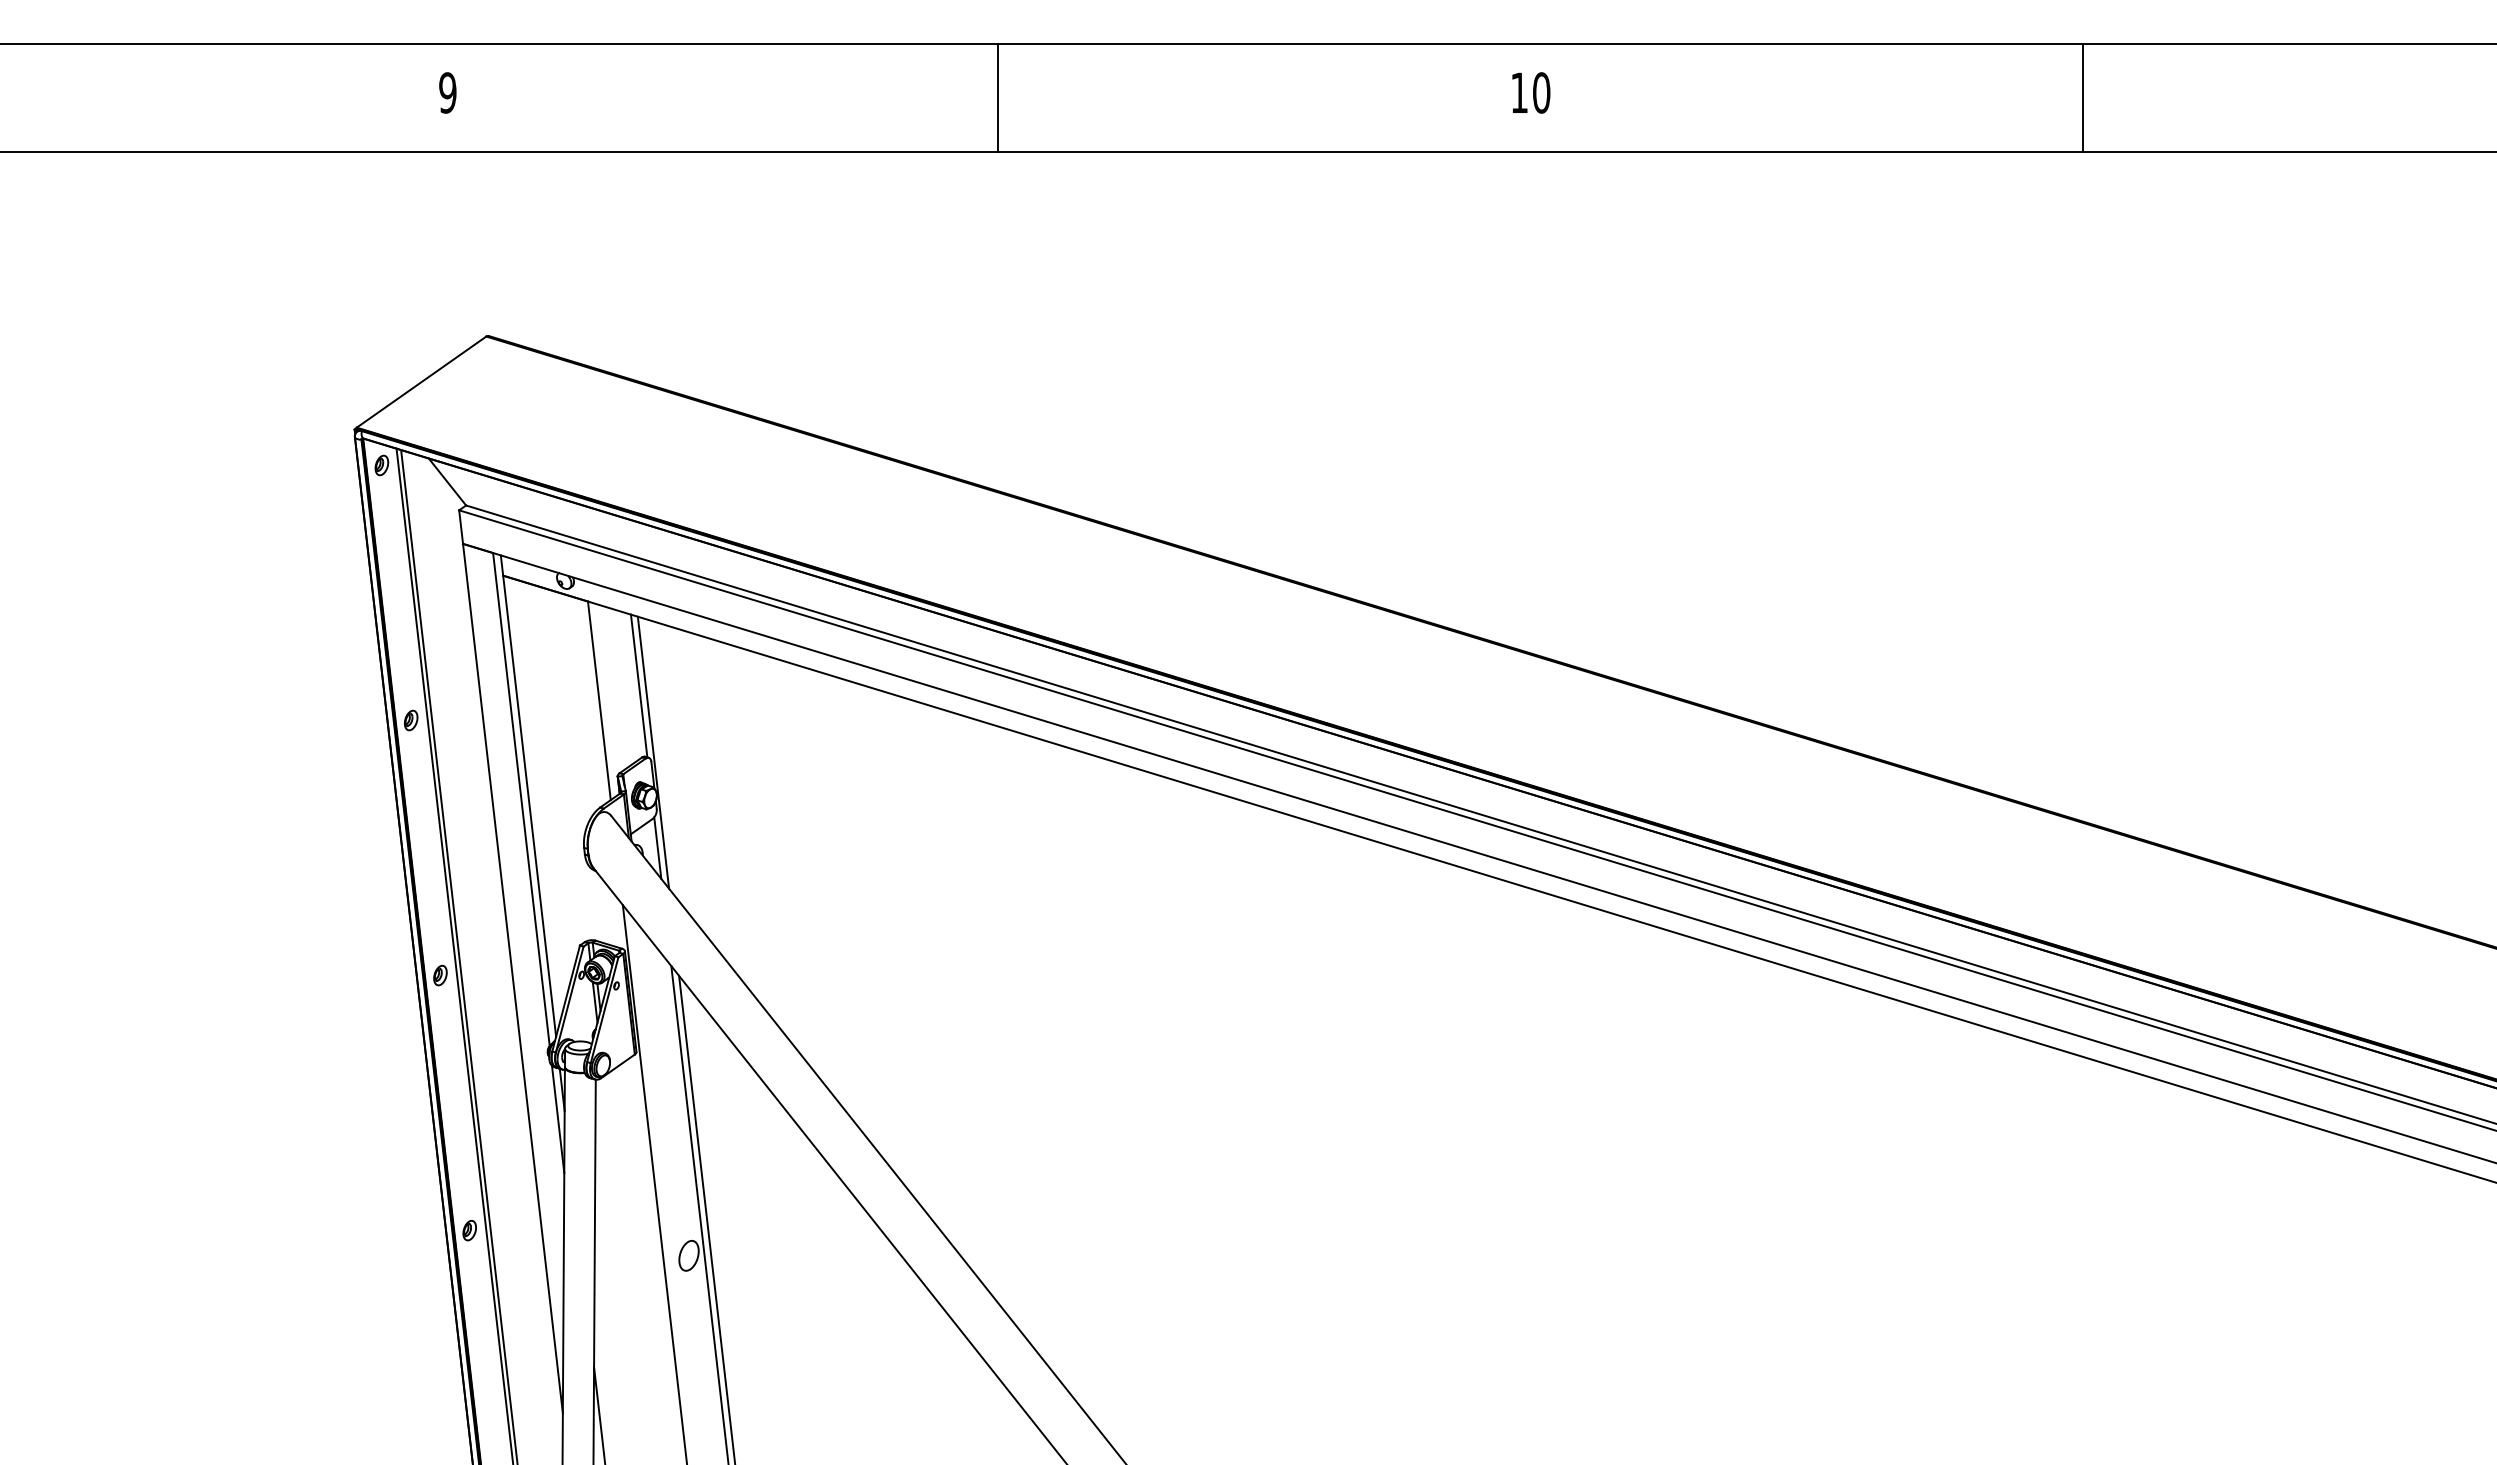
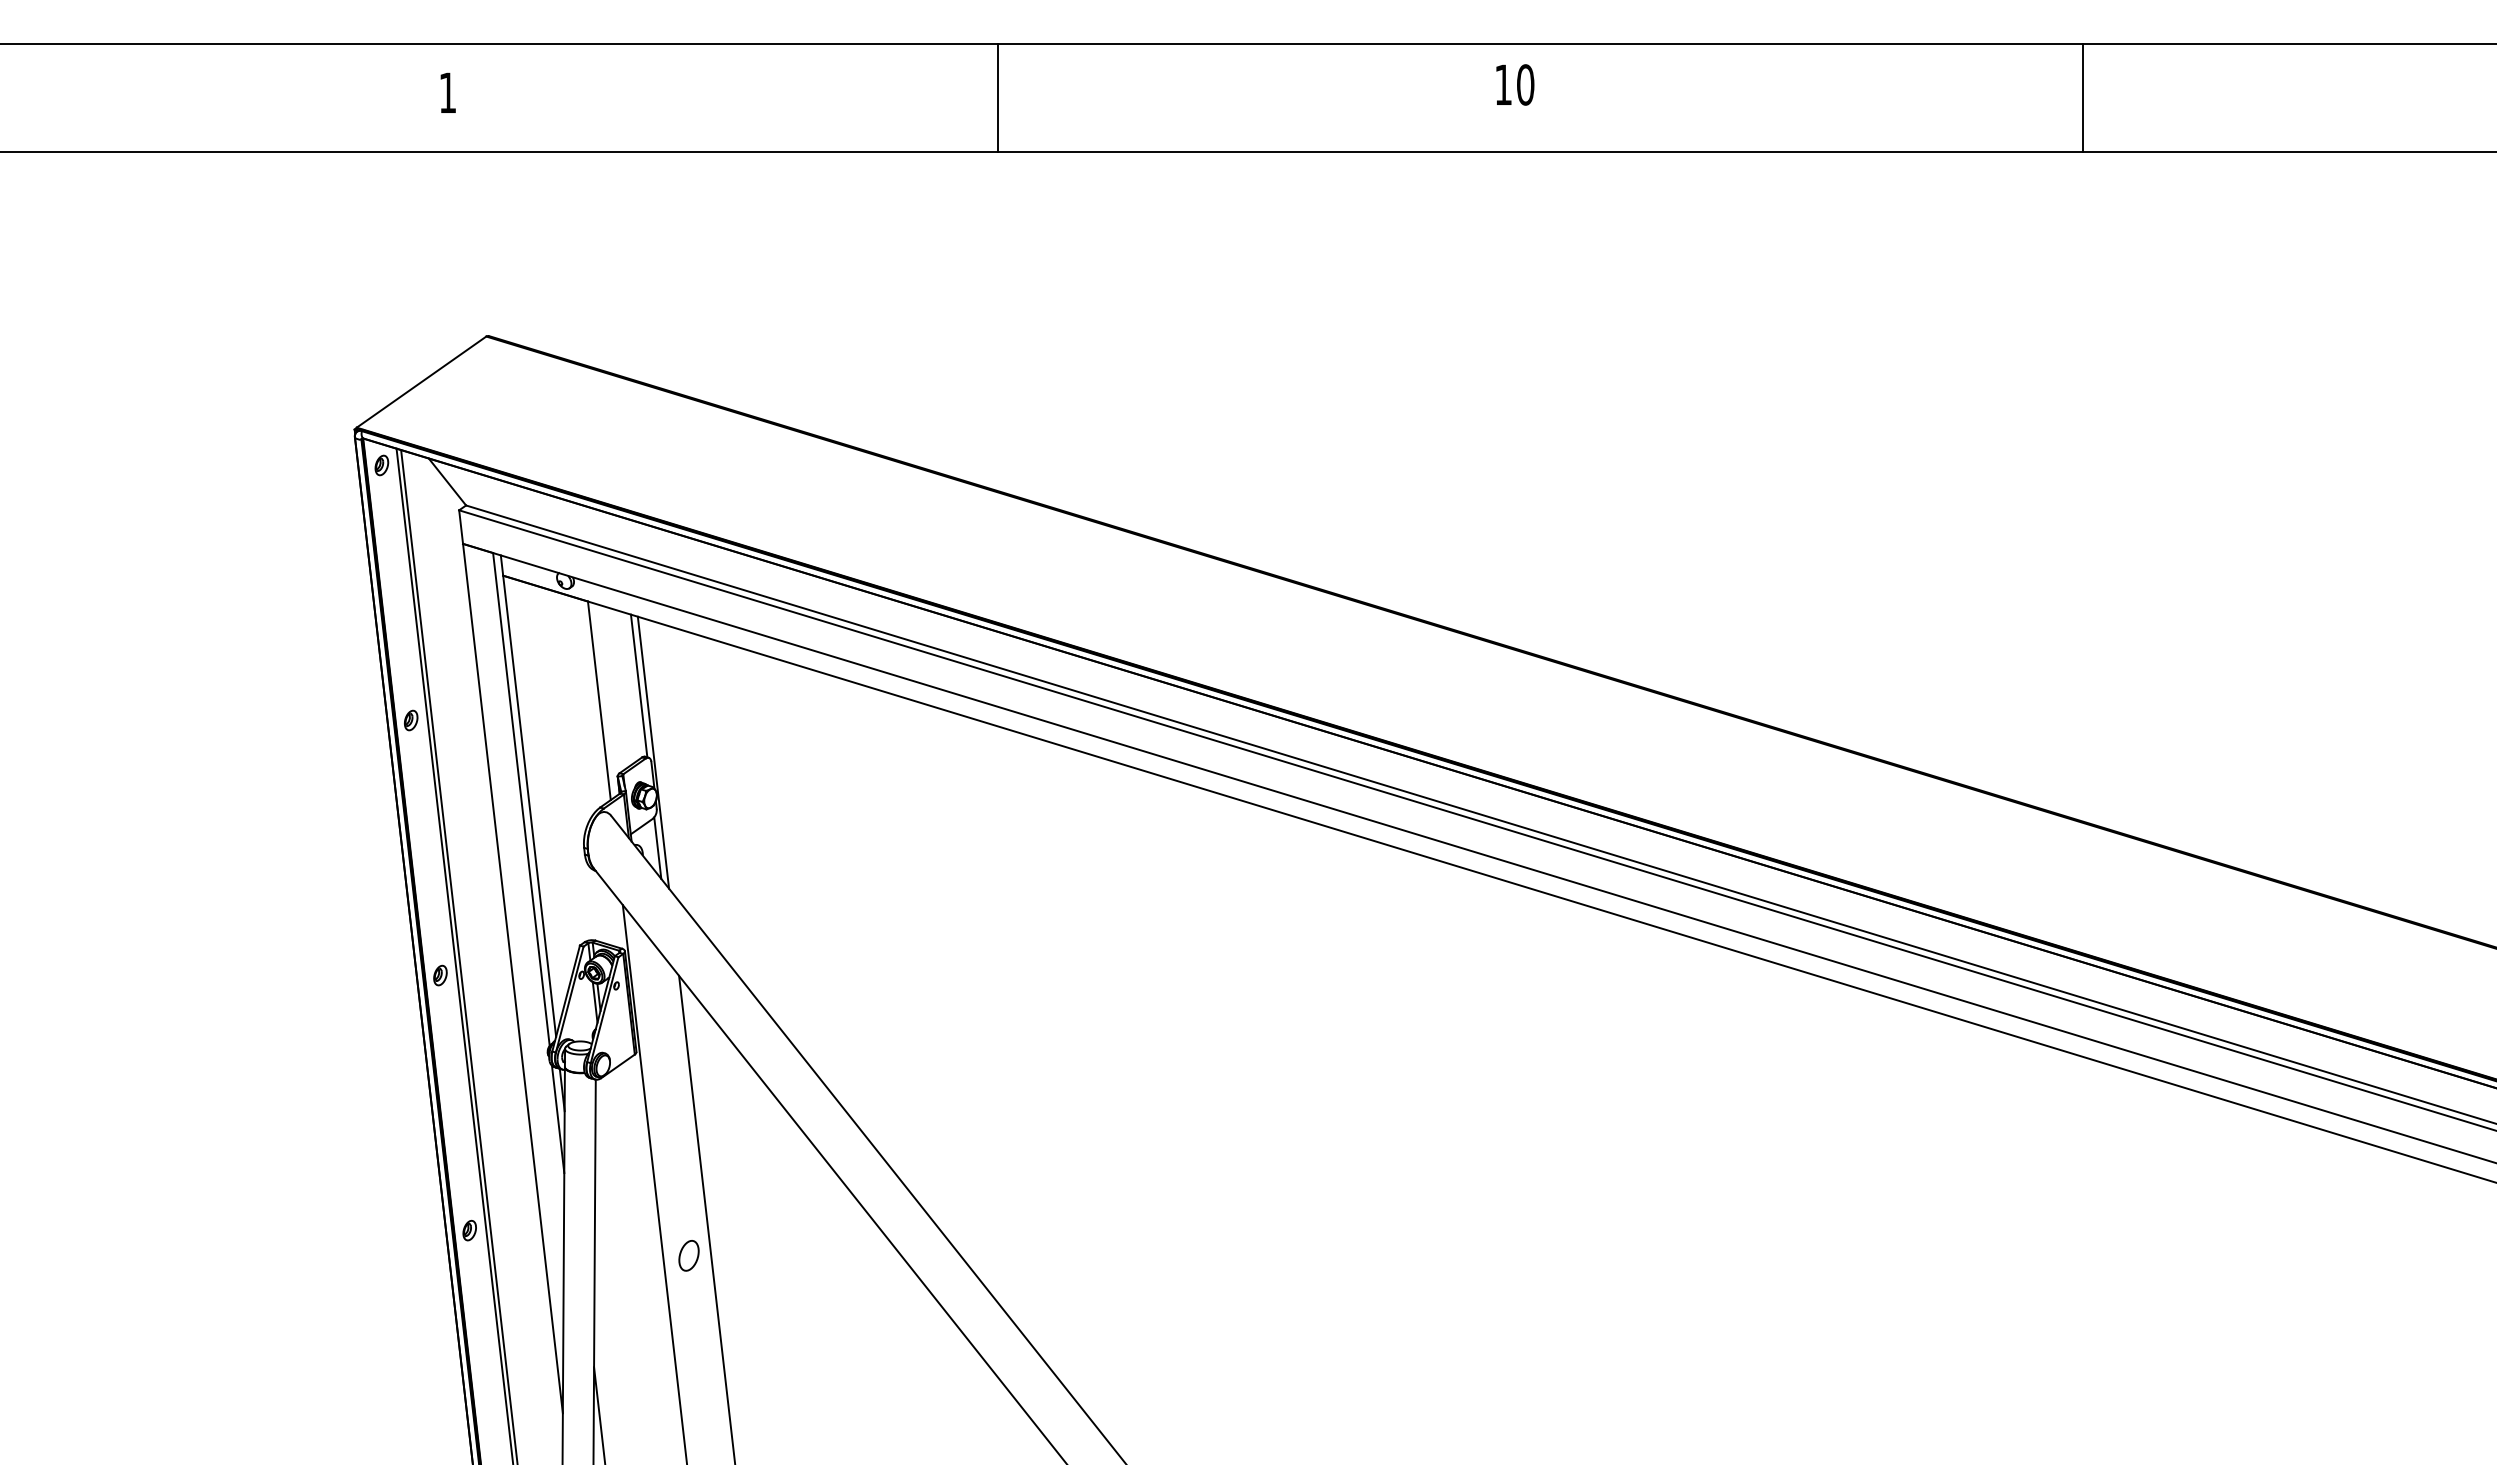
text: 9 -> 1 (447, 92)
text position: (1531, 92) -> (1515, 84) (1515, 84)
line: present -> none (699, 1213)
